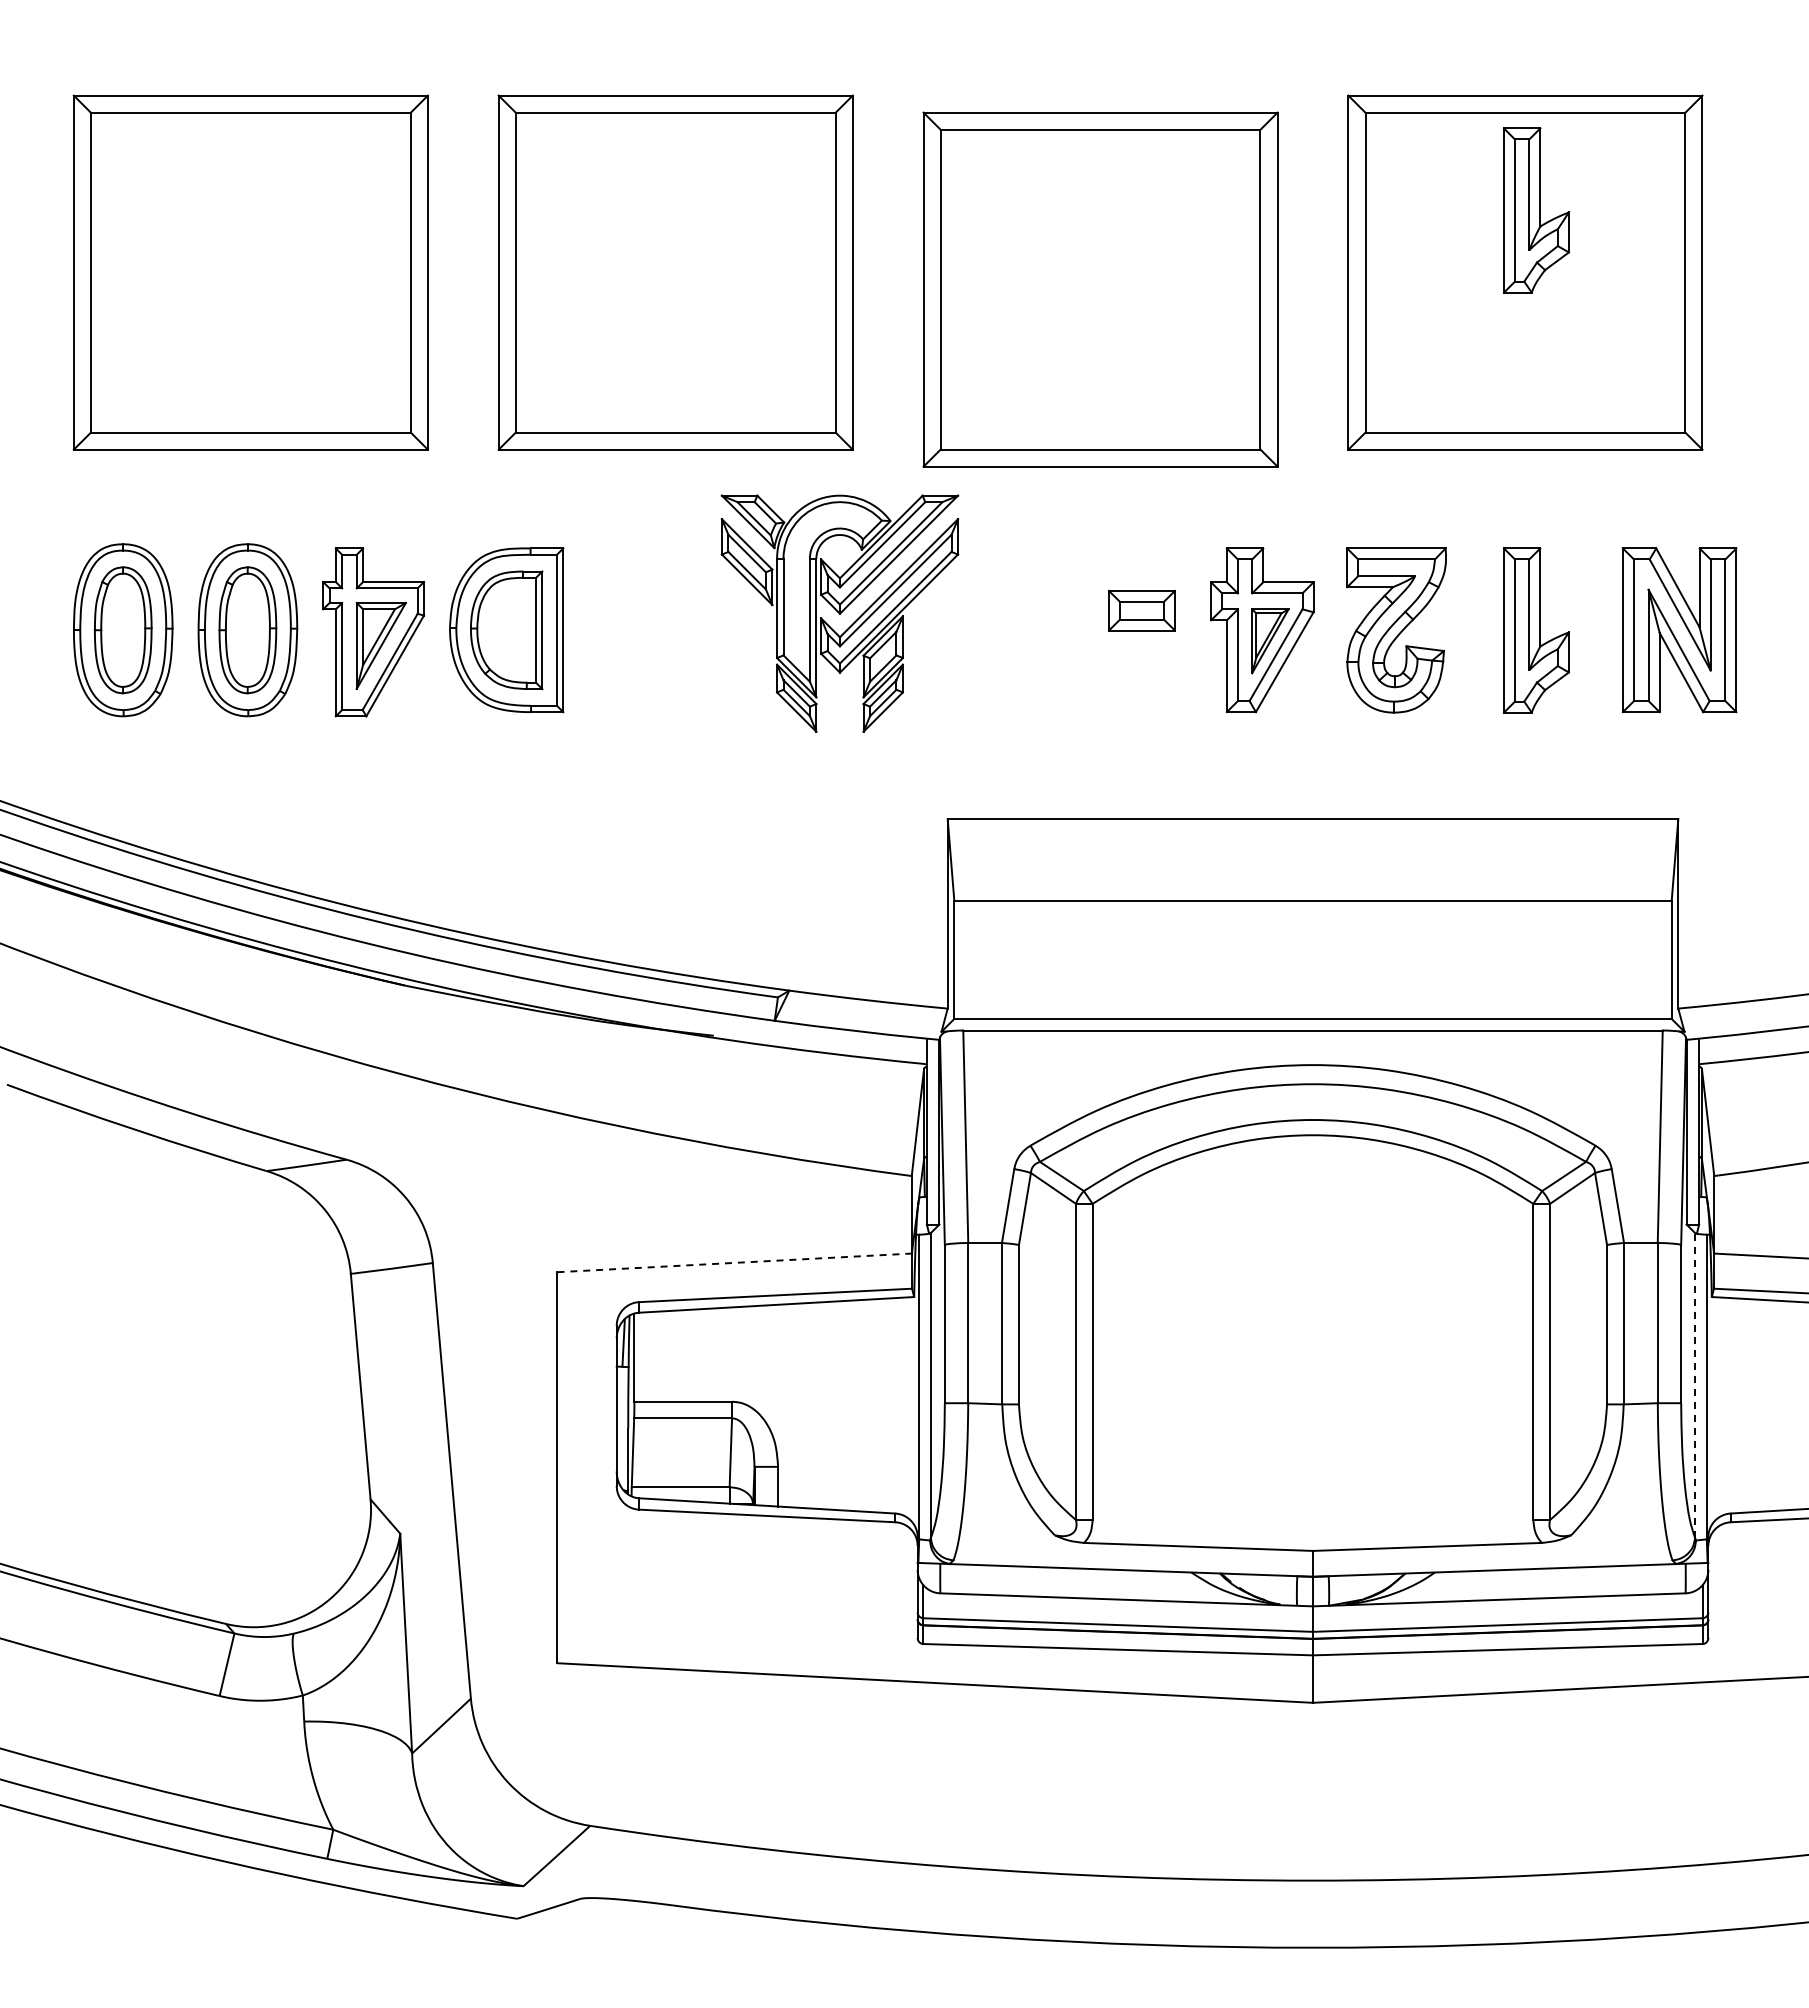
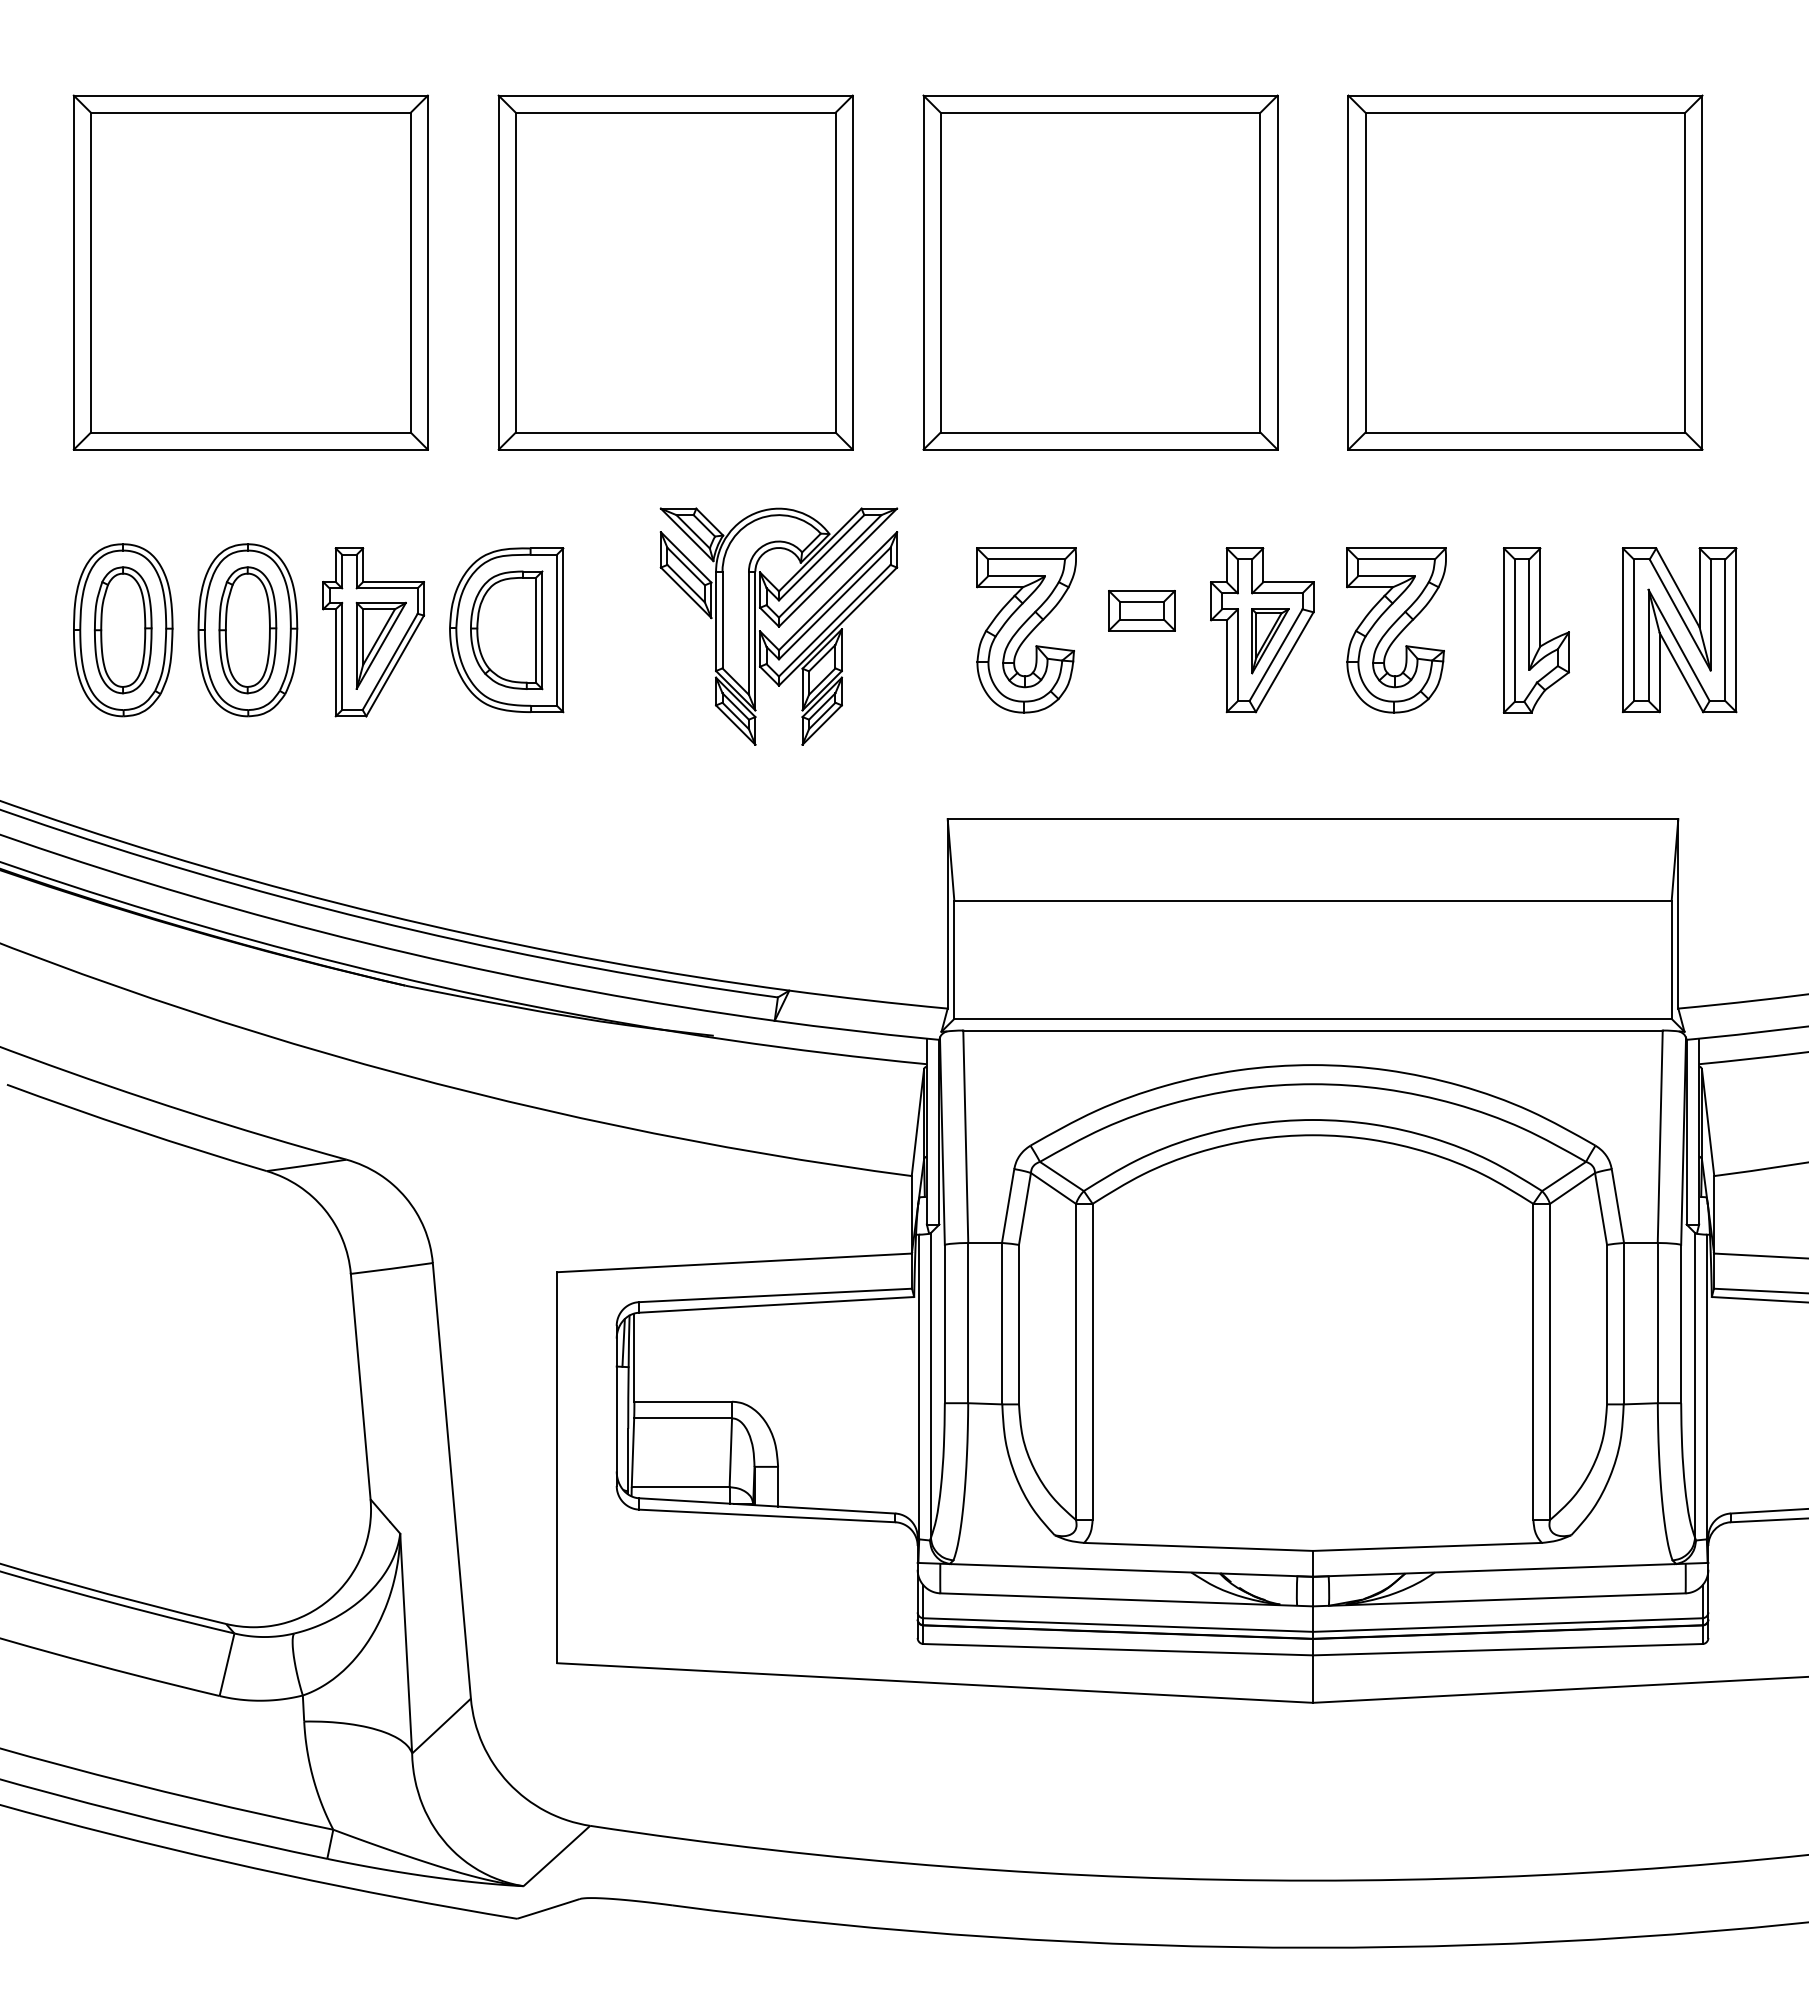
part: present -> none (1535, 210)
part position: (1100, 289) -> (1100, 272) (1100, 272)
part position: (839, 613) -> (778, 626) (778, 626)
part: none -> present (1026, 630)
line: dashed -> solid (735, 1262)
line: dashed -> solid (1695, 1385)
